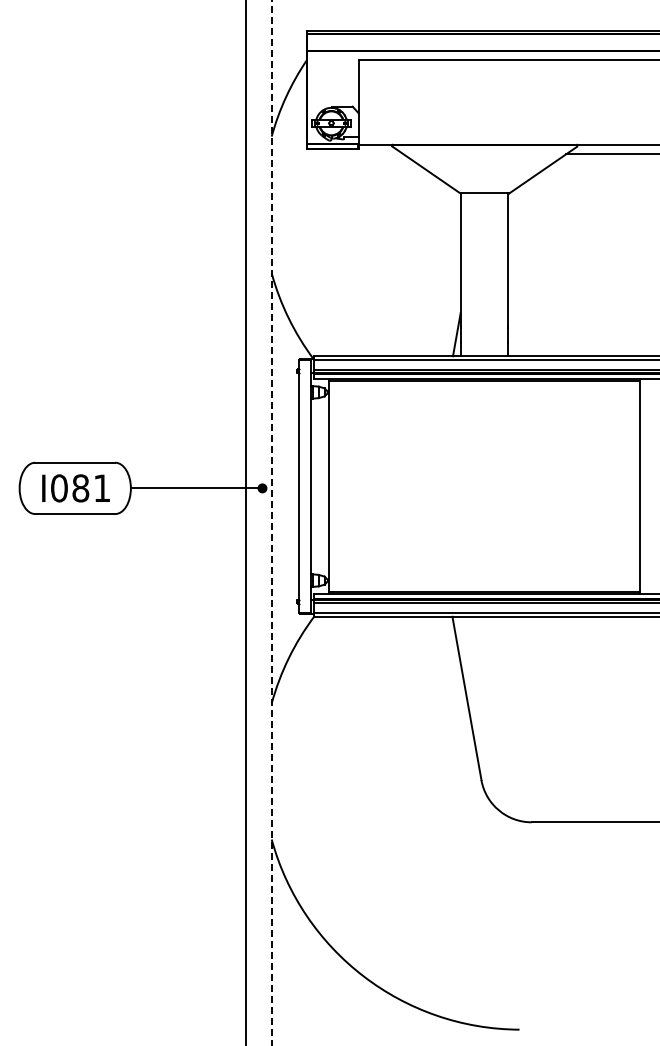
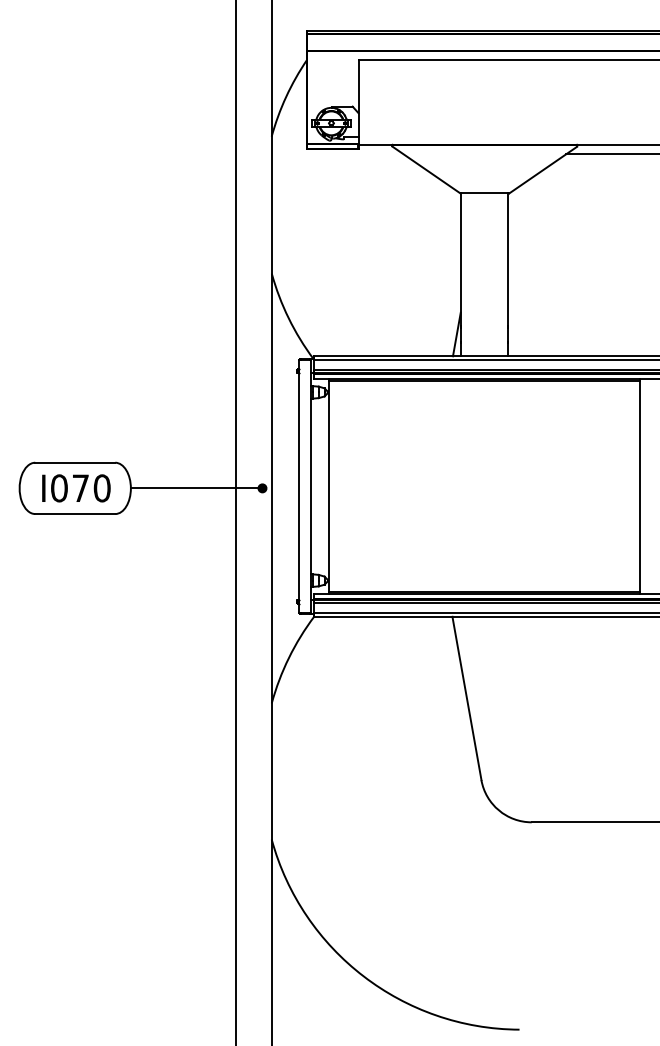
text: I081 -> I070 (91, 488)
line position: (246, 522) -> (236, 522) (236, 522)
line: dashed -> solid (272, 523)
